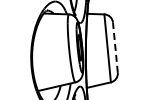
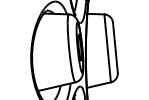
line: dashed -> solid (115, 47)
